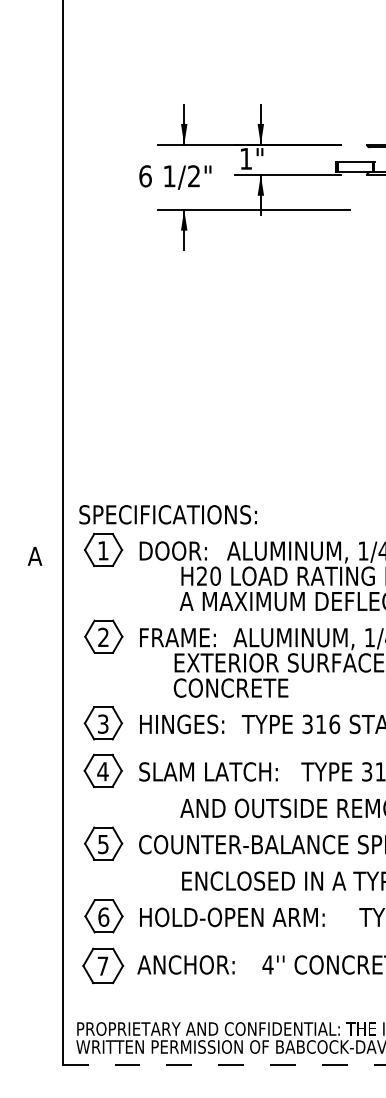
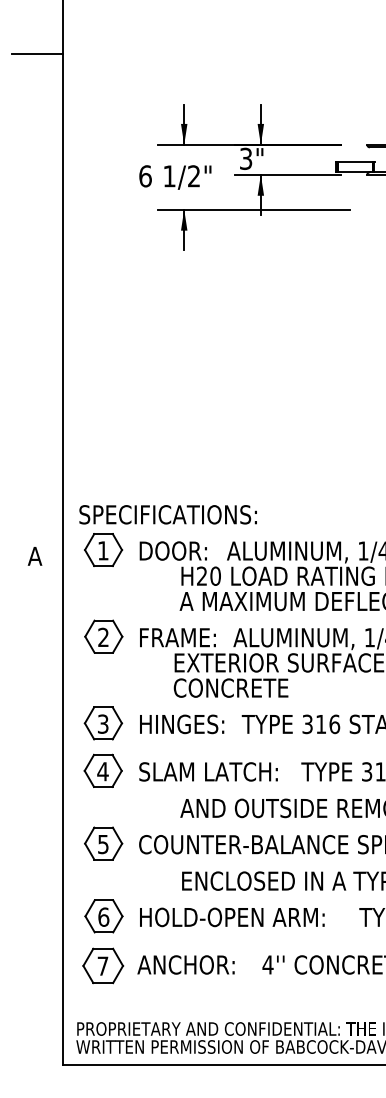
line: none -> present (36, 54)
text: 1" -> 3" (246, 158)
line: dashed -> solid (223, 1065)
